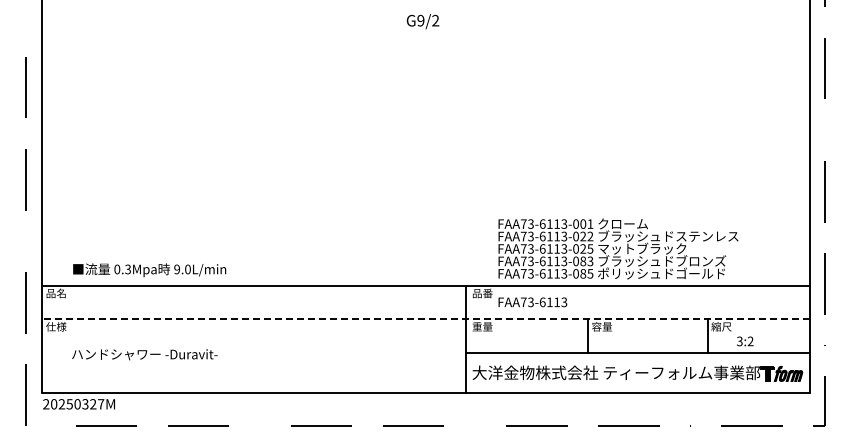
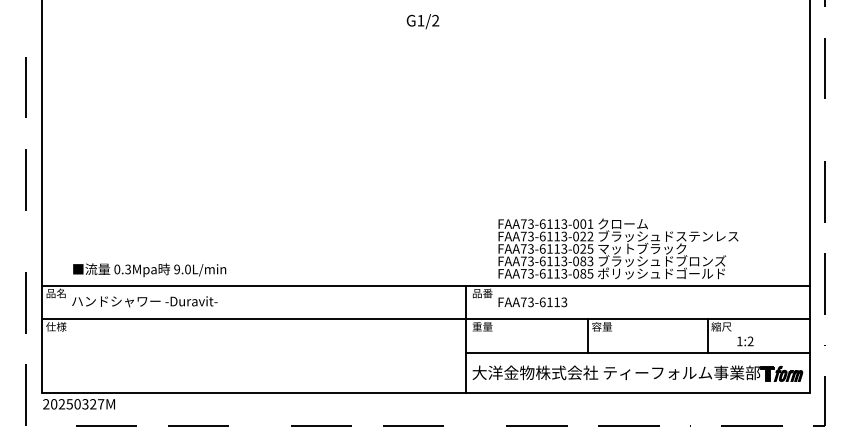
text: G9/2 -> G1/2 (420, 20)
line: dashed -> solid (426, 319)
text: 3:2 -> 1:2 (739, 341)
text position: (144, 354) -> (144, 301) (144, 301)
